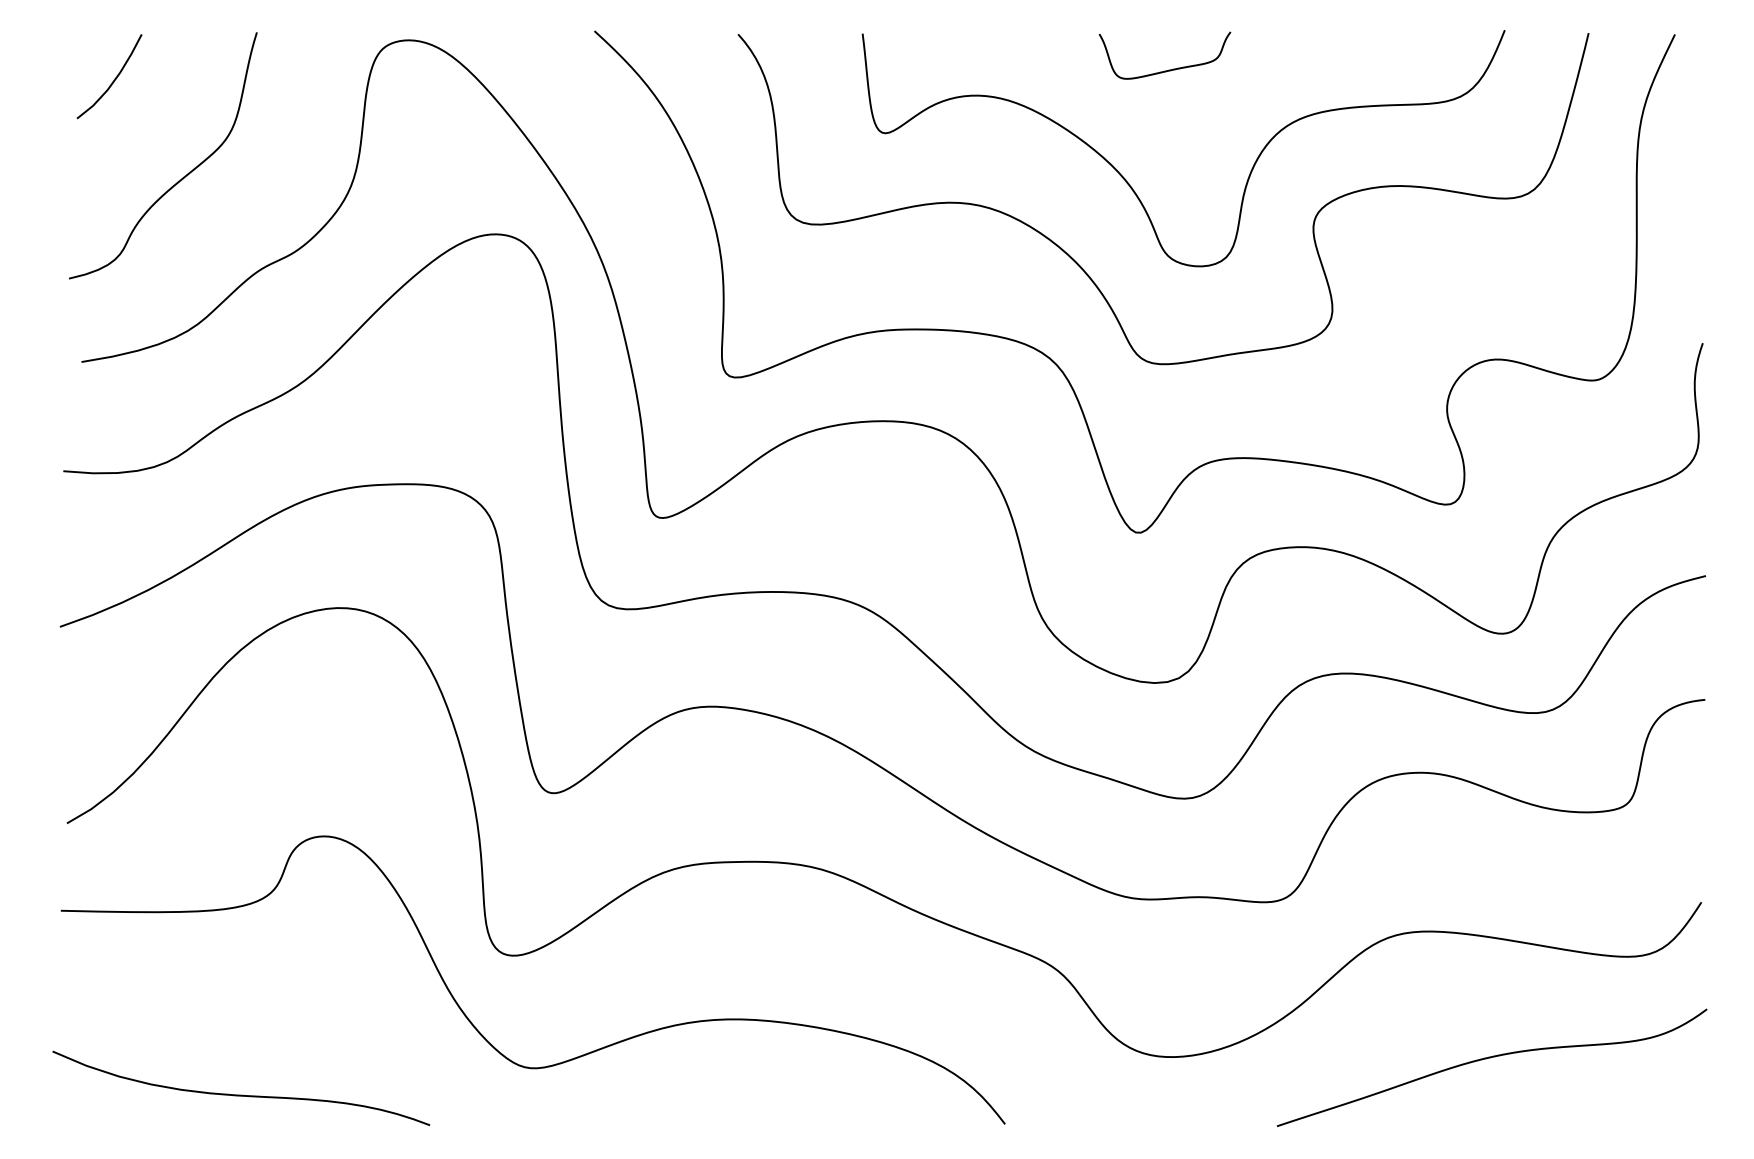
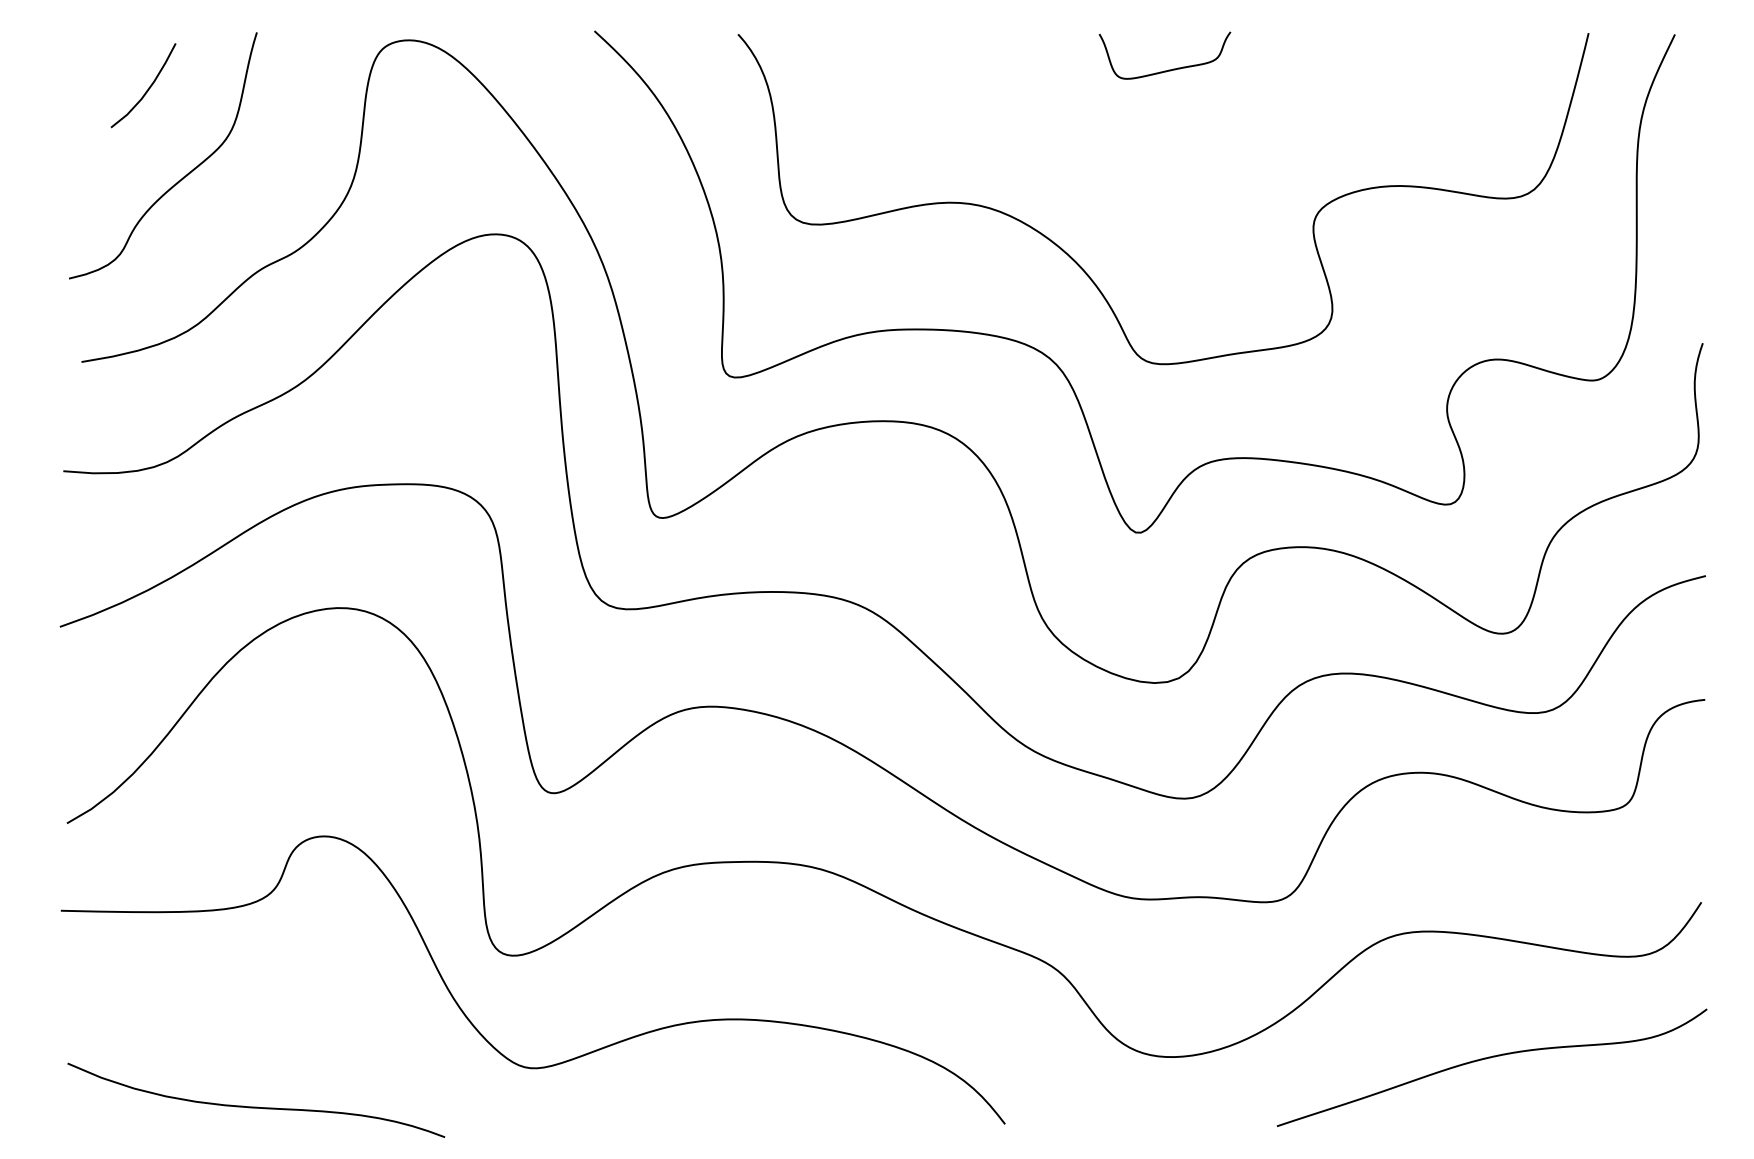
curve position: (114, 78) -> (148, 87) (148, 87)
curve: present -> none (1132, 187)
curve position: (241, 1094) -> (256, 1106) (256, 1106)
